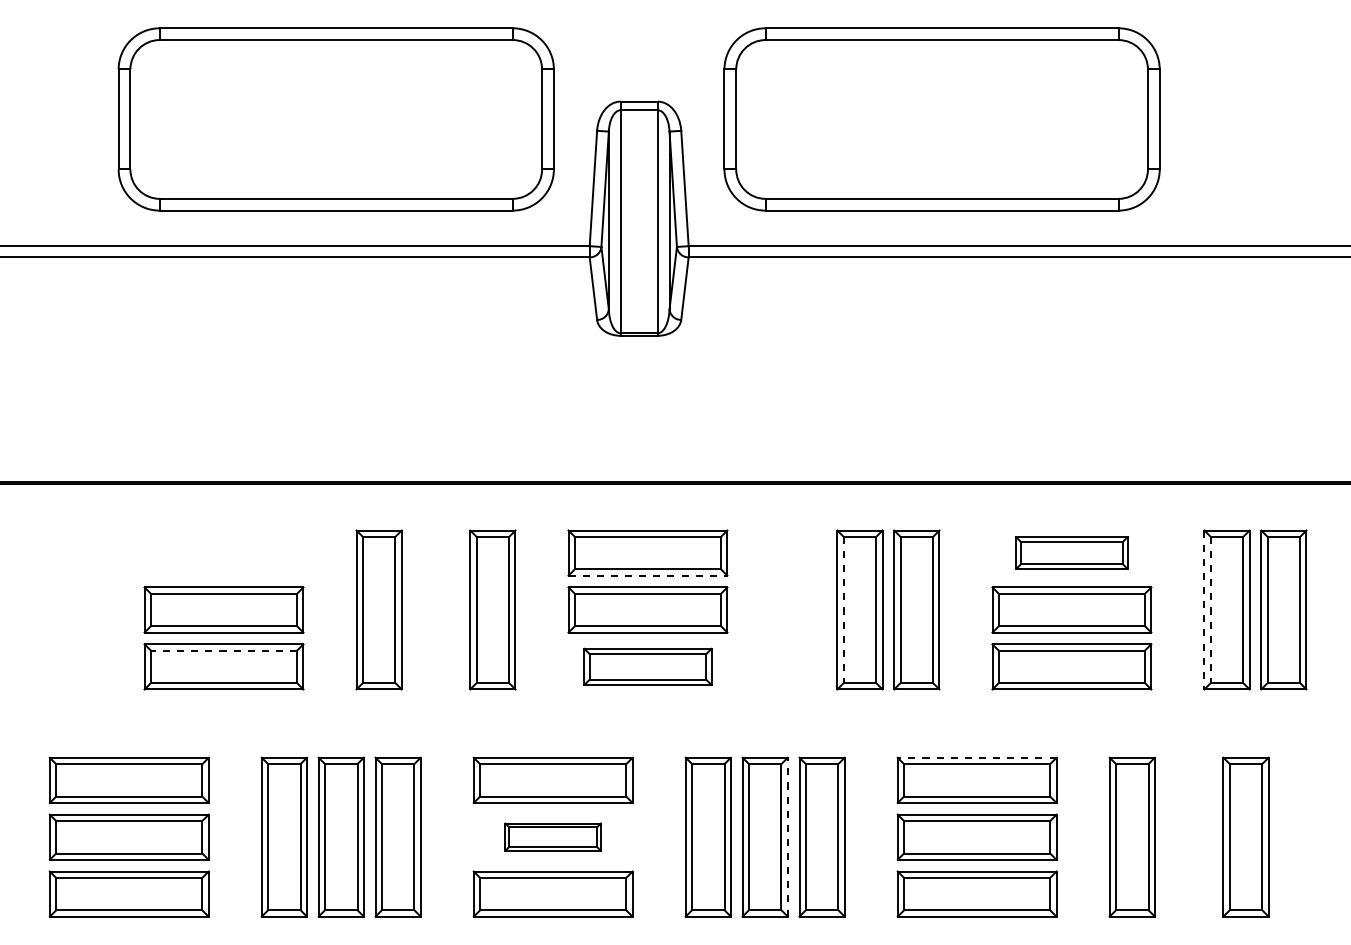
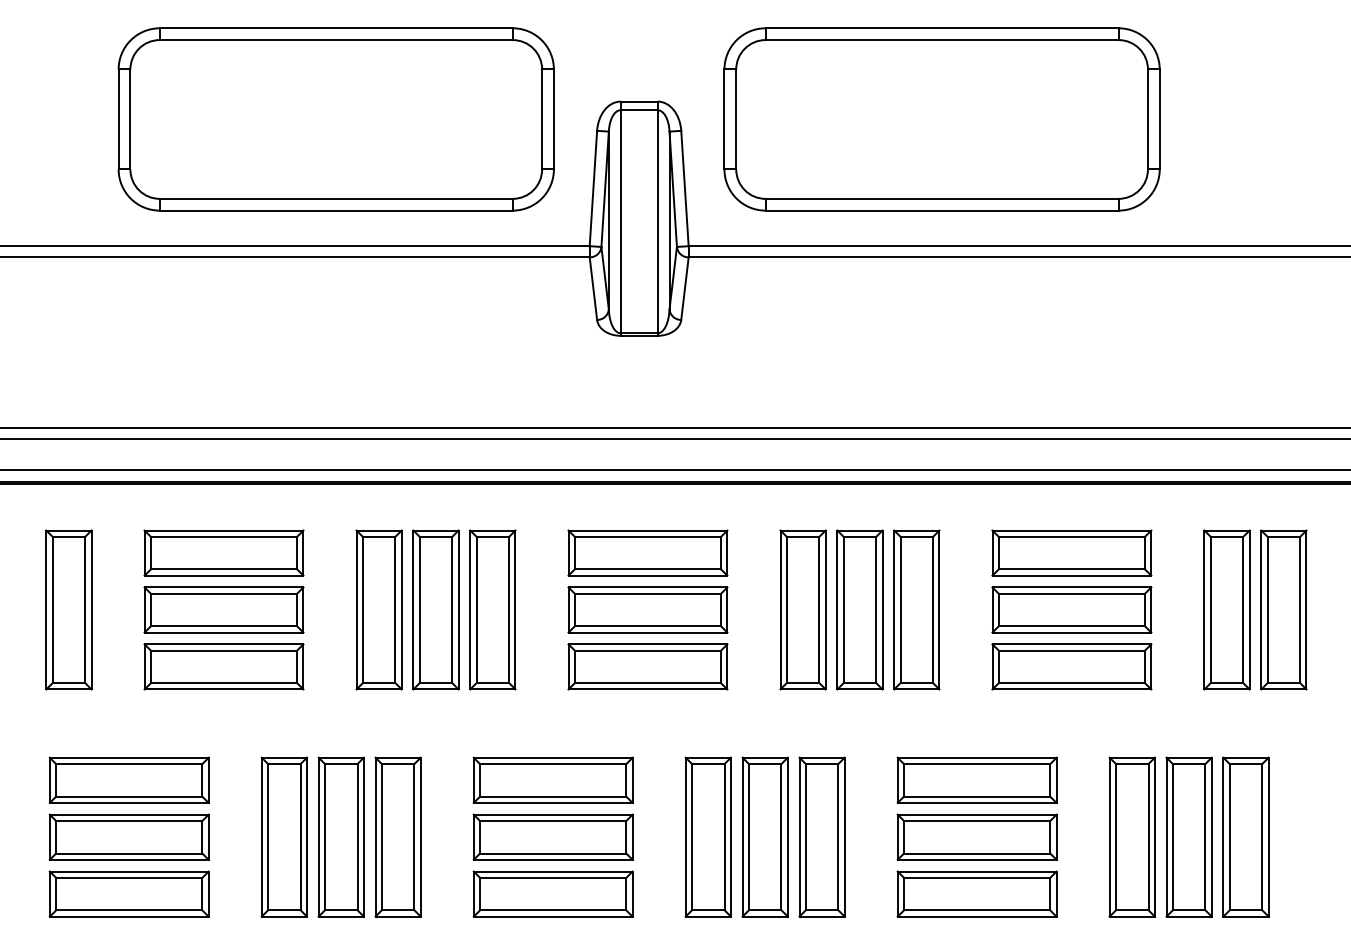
line: none -> present (674, 427)
line: none -> present (674, 439)
line: none -> present (674, 469)
part: none -> present (223, 552)
part size: 114x34 px -> 162x48 px (1071, 552)
line: dashed -> solid (648, 575)
part: none -> present (68, 609)
part: none -> present (435, 609)
part: none -> present (802, 609)
line: dashed -> solid (843, 610)
line: dashed -> solid (1204, 610)
line: dashed -> solid (1210, 610)
line: dashed -> solid (223, 650)
part size: 130x39 px -> 162x48 px (647, 666)
line: dashed -> solid (976, 757)
part size: 98x30 px -> 162x48 px (552, 836)
line: dashed -> solid (787, 836)
part: none -> present (1188, 836)
